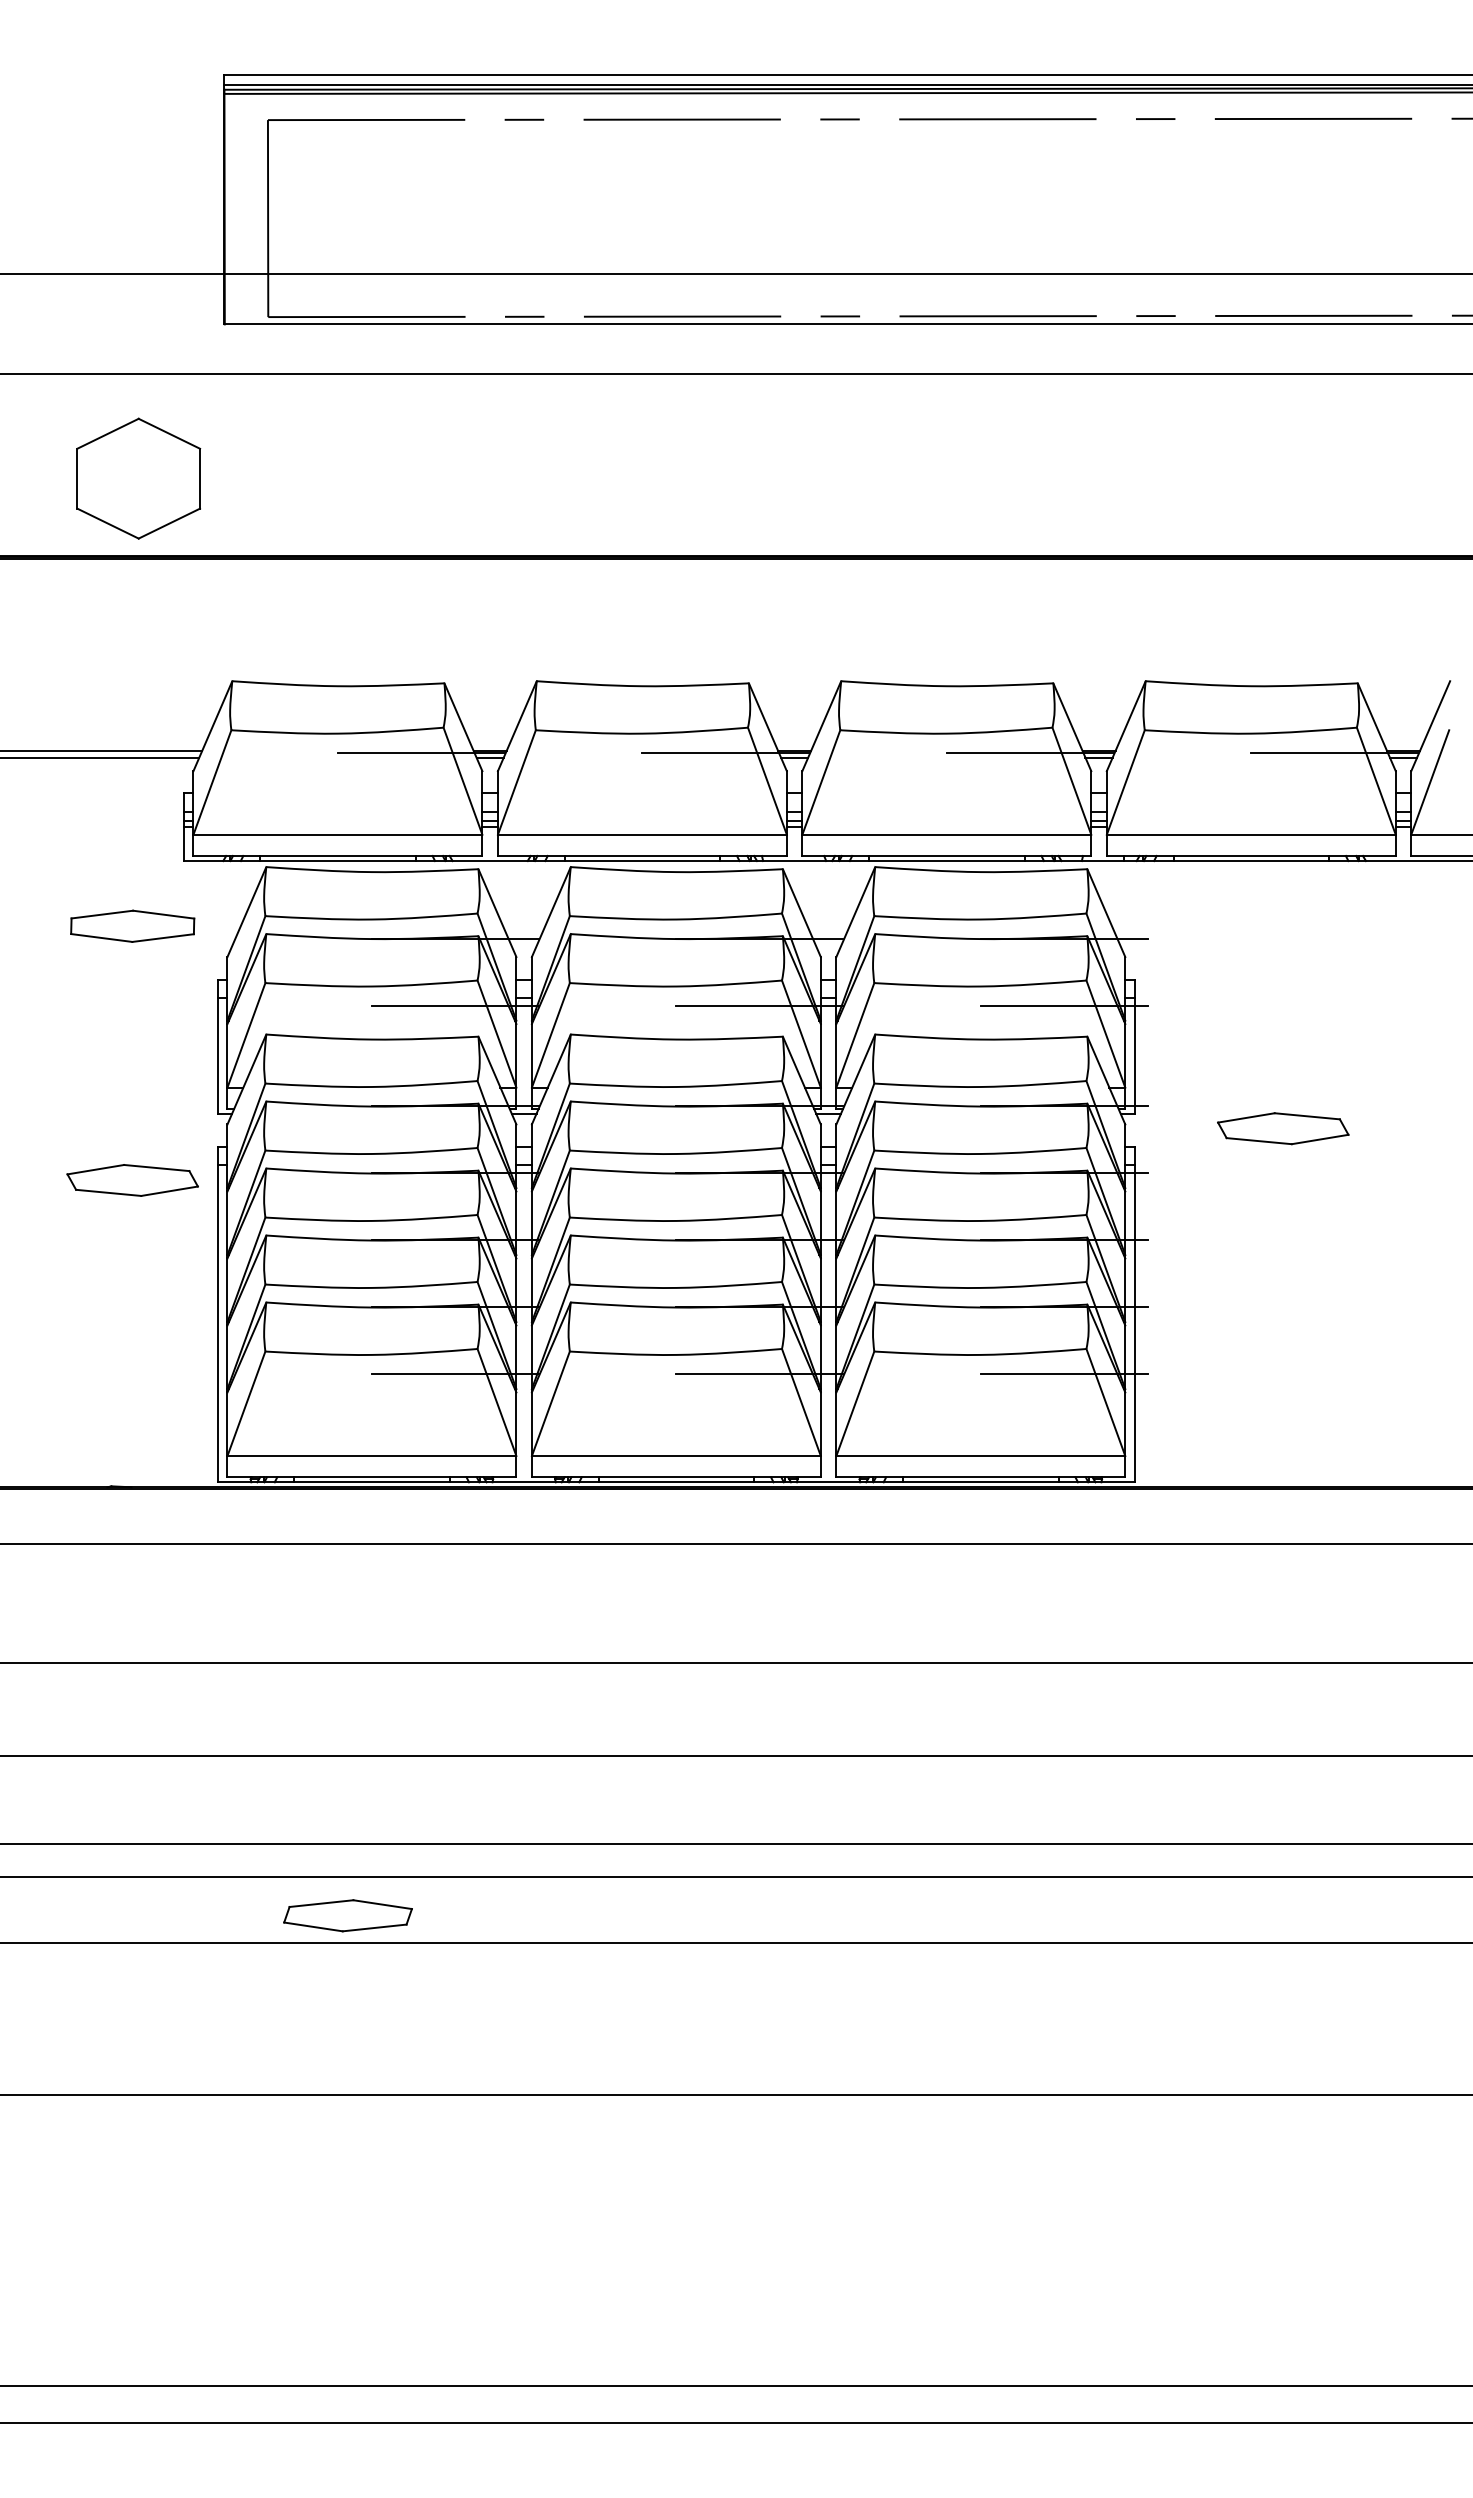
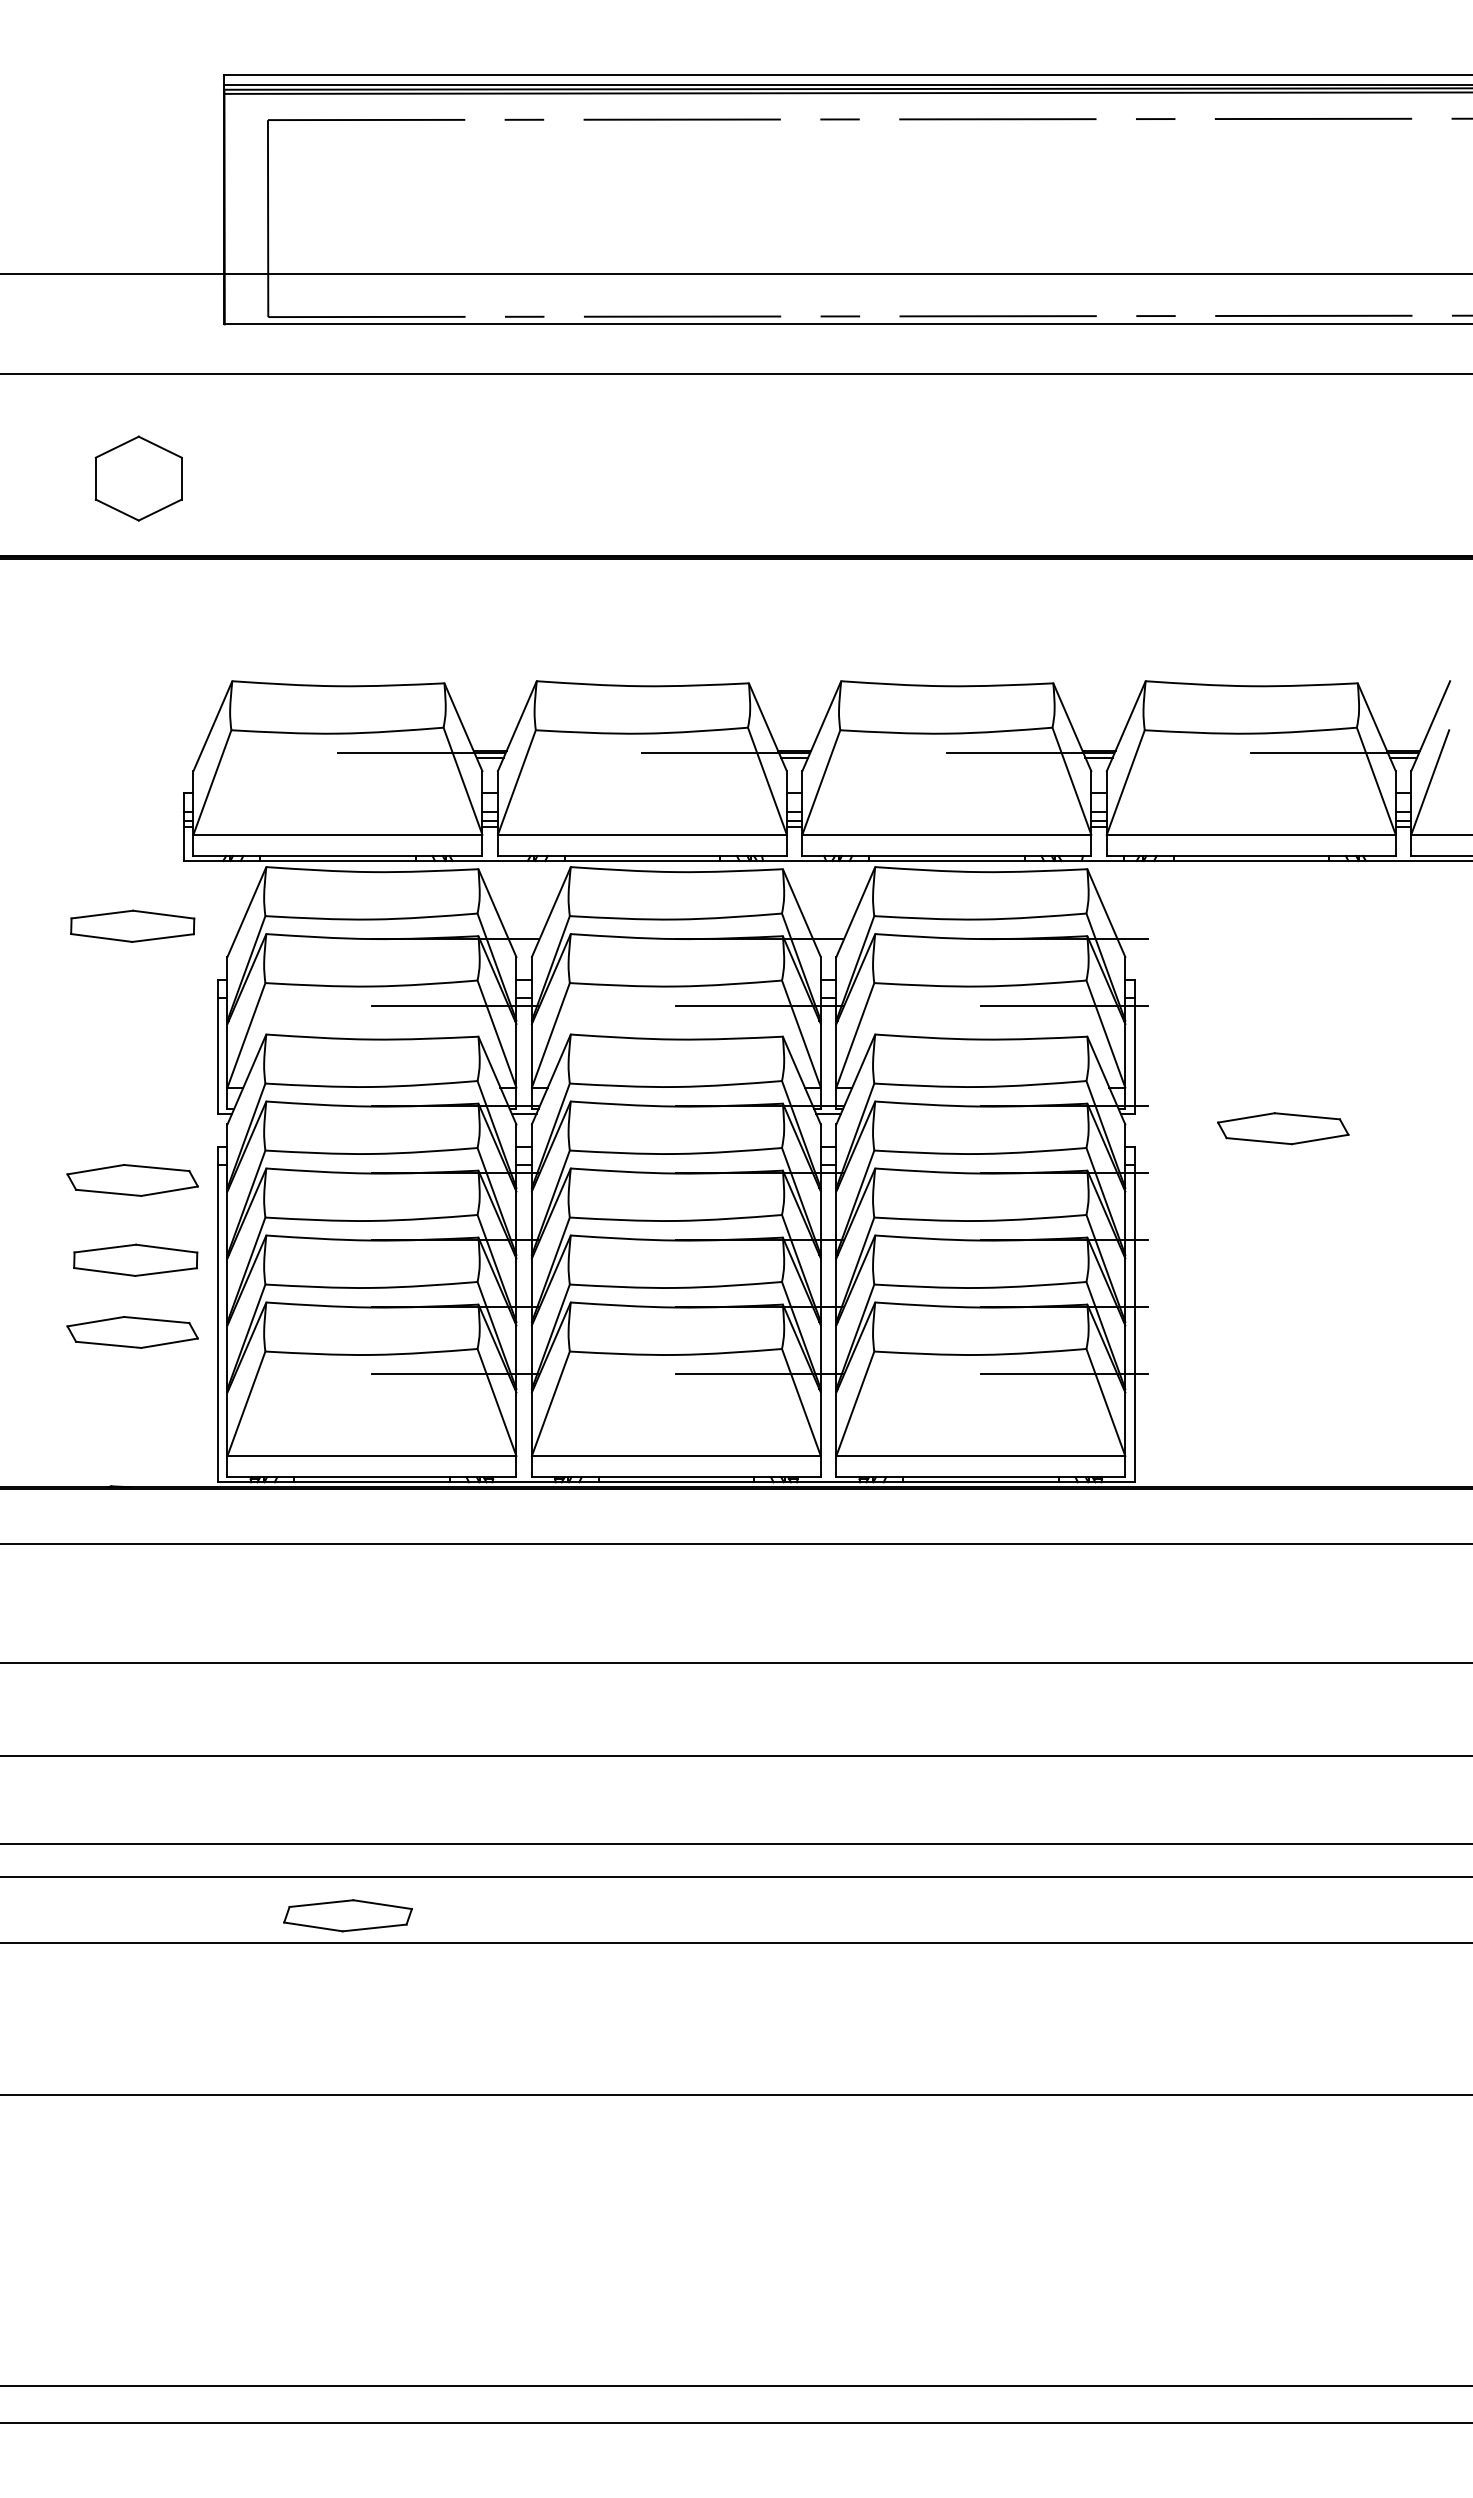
part size: 126x123 px -> 89x87 px (138, 478)
line: present -> none (102, 750)
line: present -> none (100, 757)
part: none -> present (135, 1259)
part: none -> present (132, 1332)
